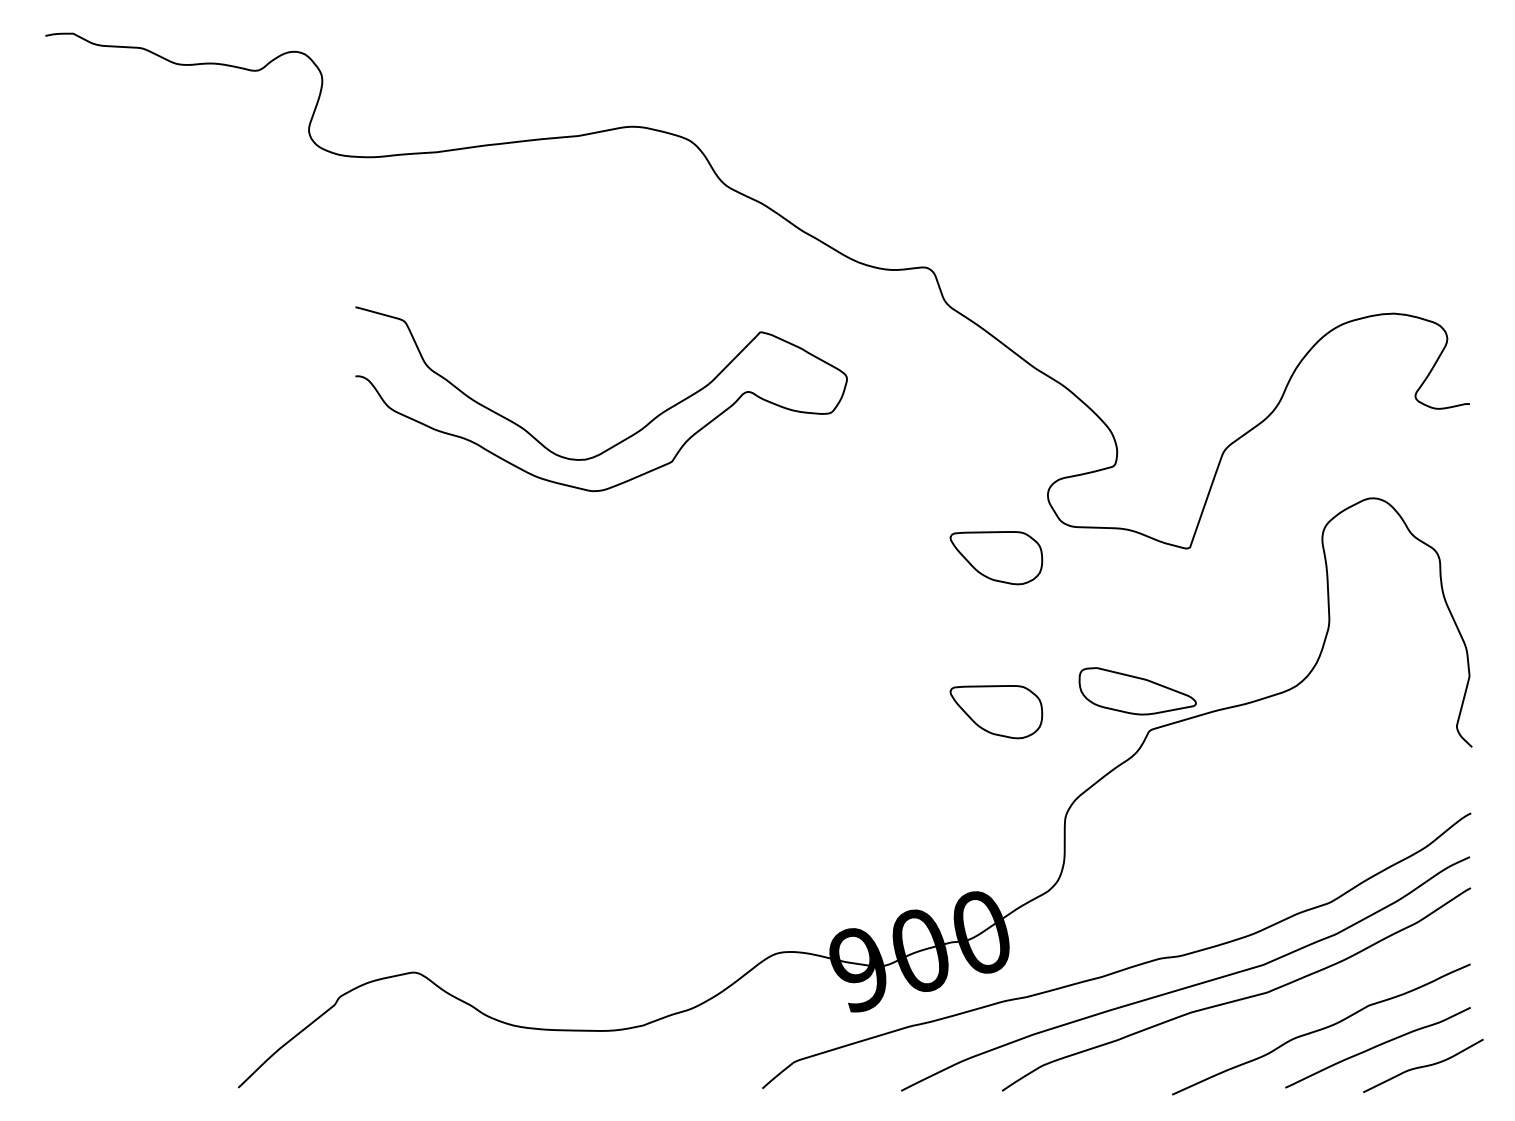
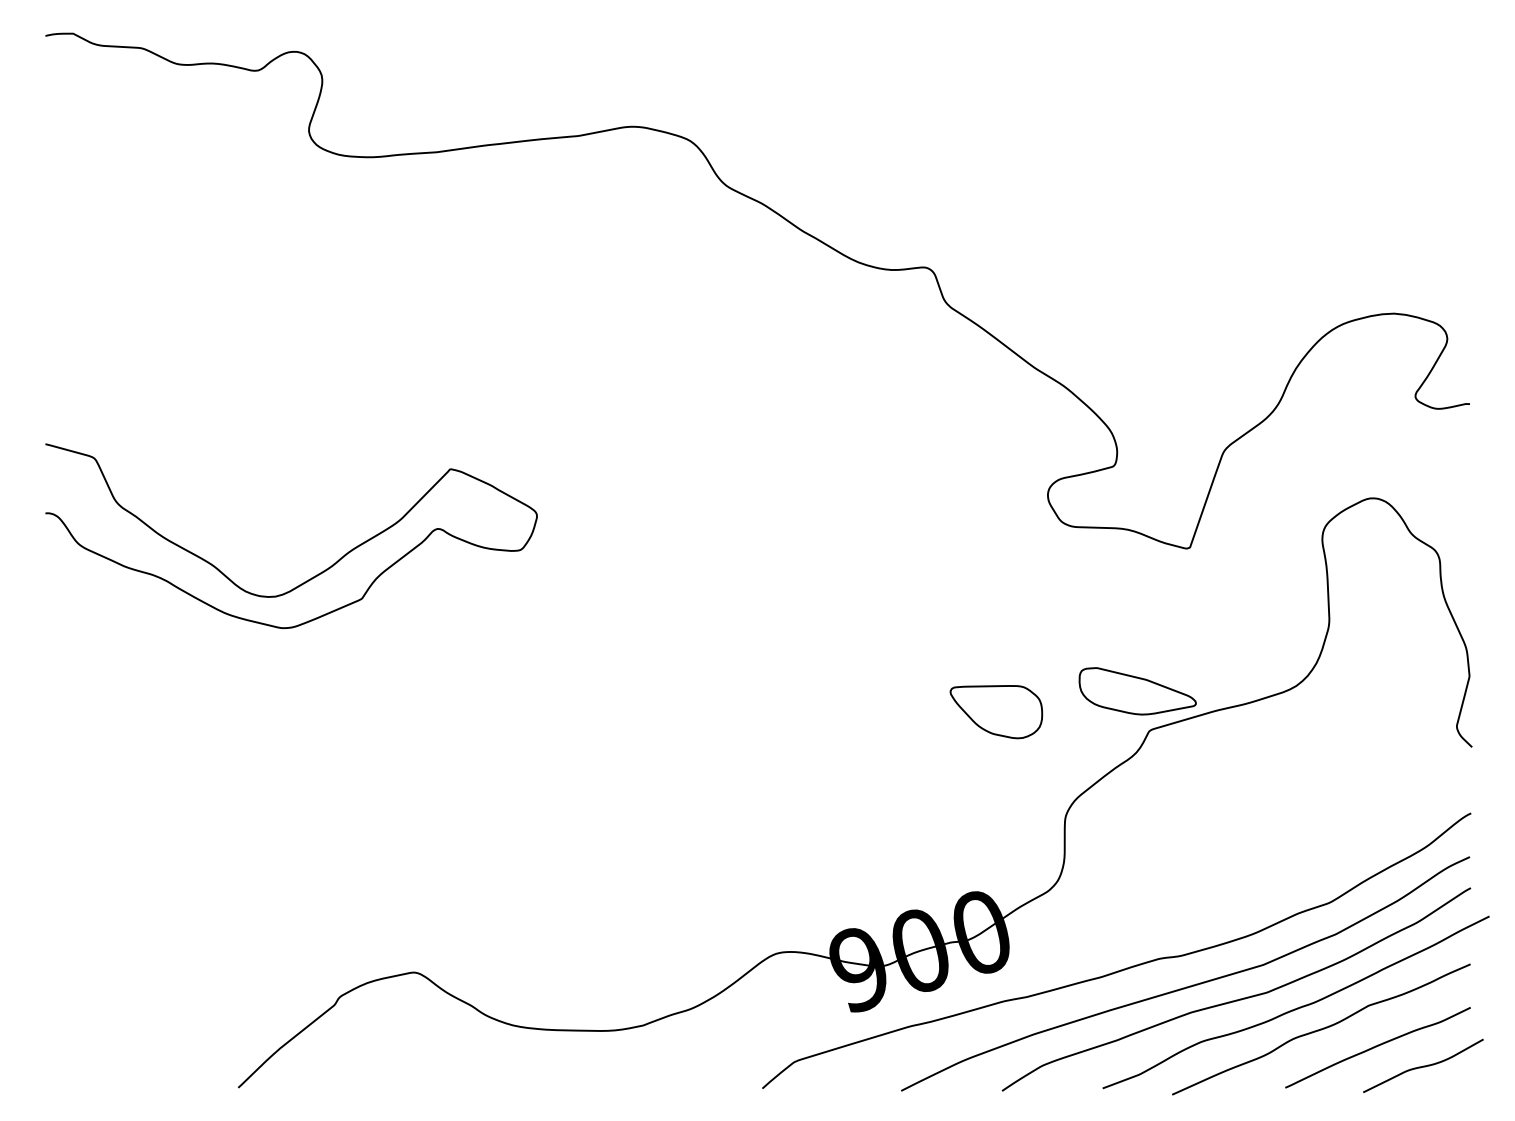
curve position: (626, 437) -> (316, 574) (316, 574)
part: present -> none (996, 558)
curve: none -> present (1297, 1007)
